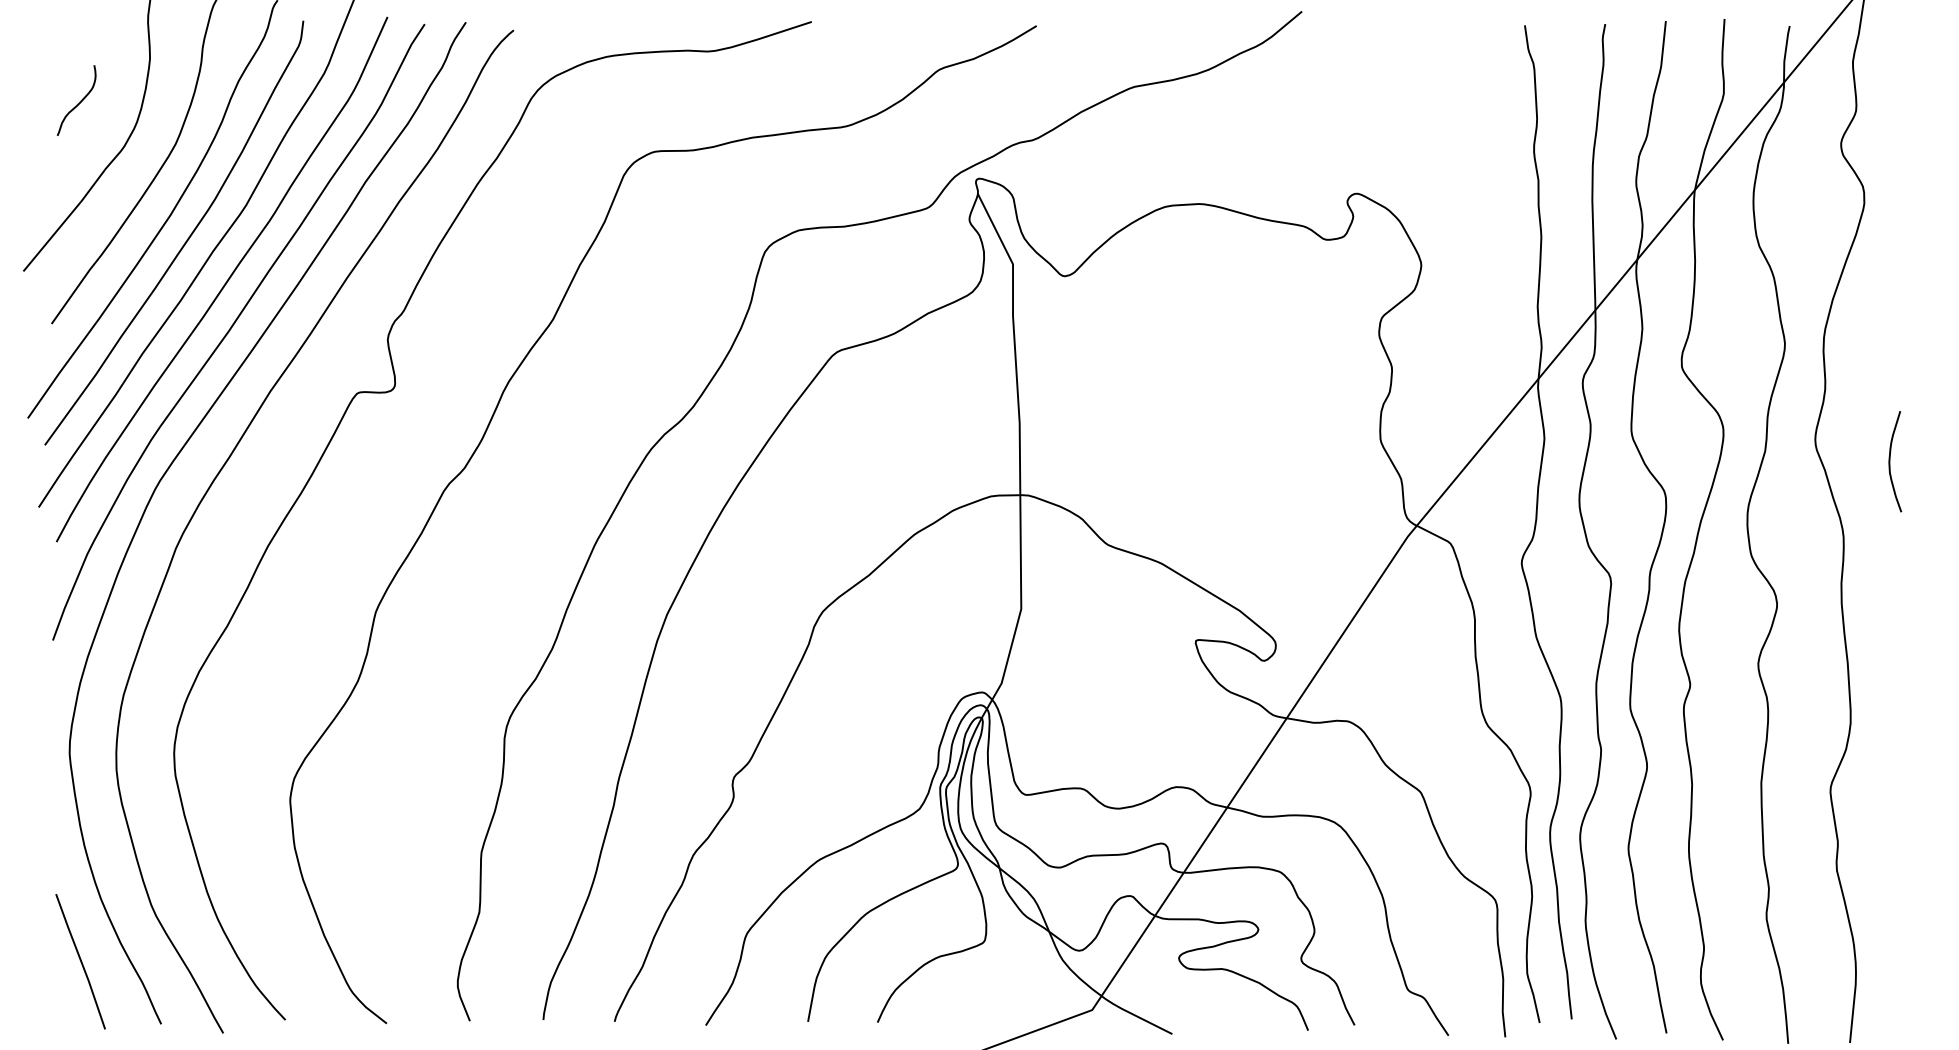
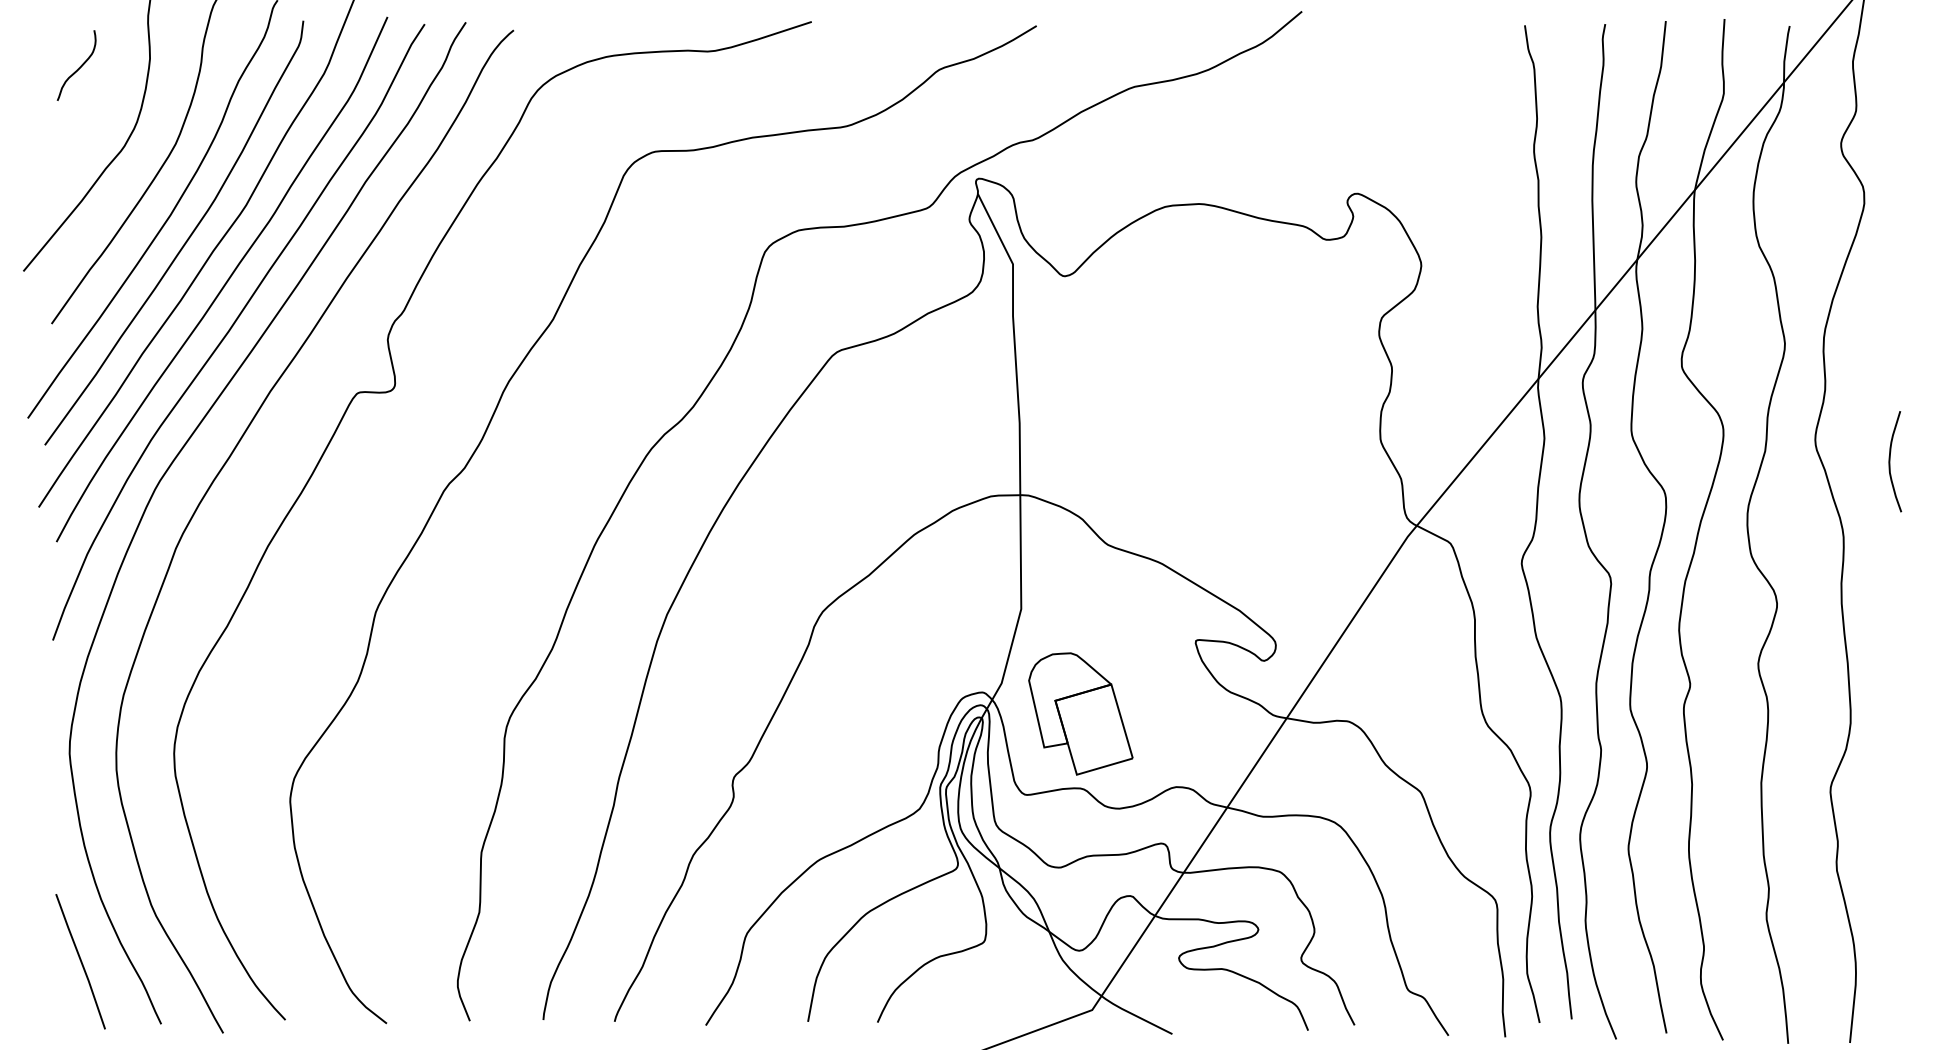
curve position: (78, 102) -> (78, 67) (78, 67)
part: none -> present (1080, 713)
